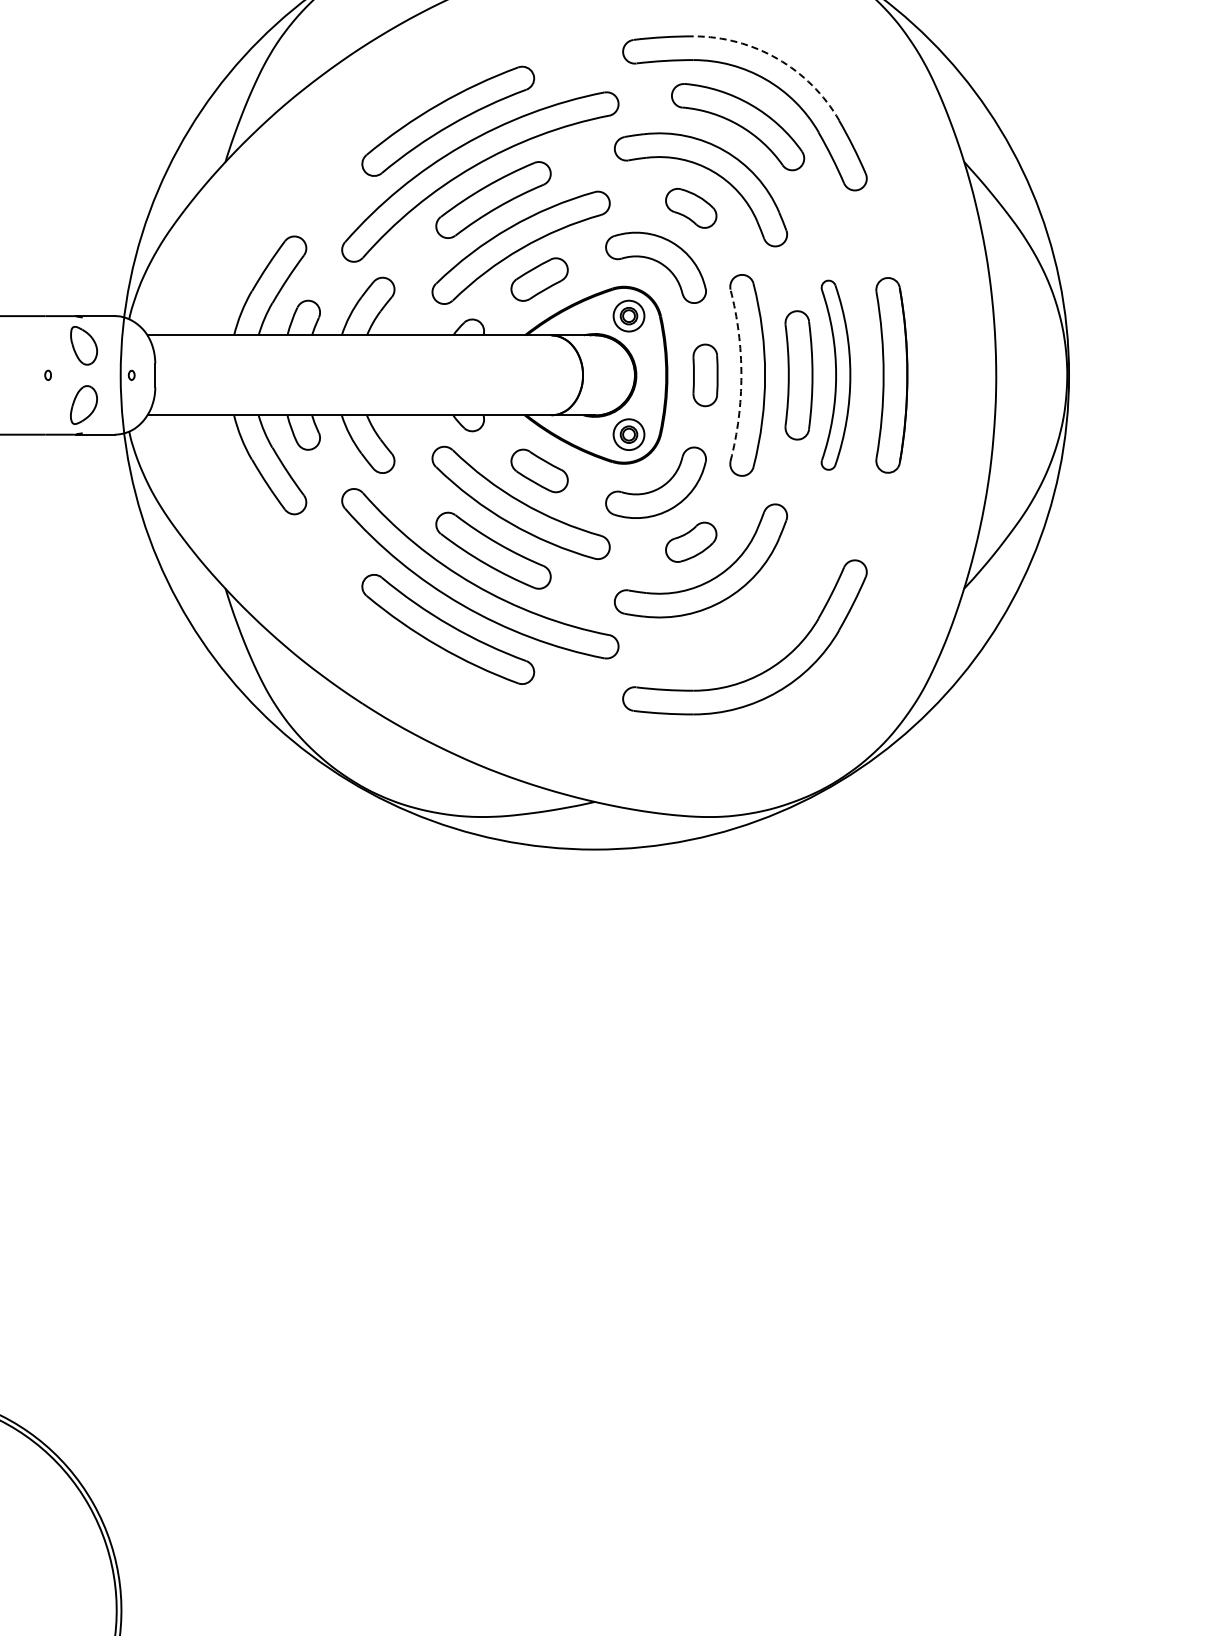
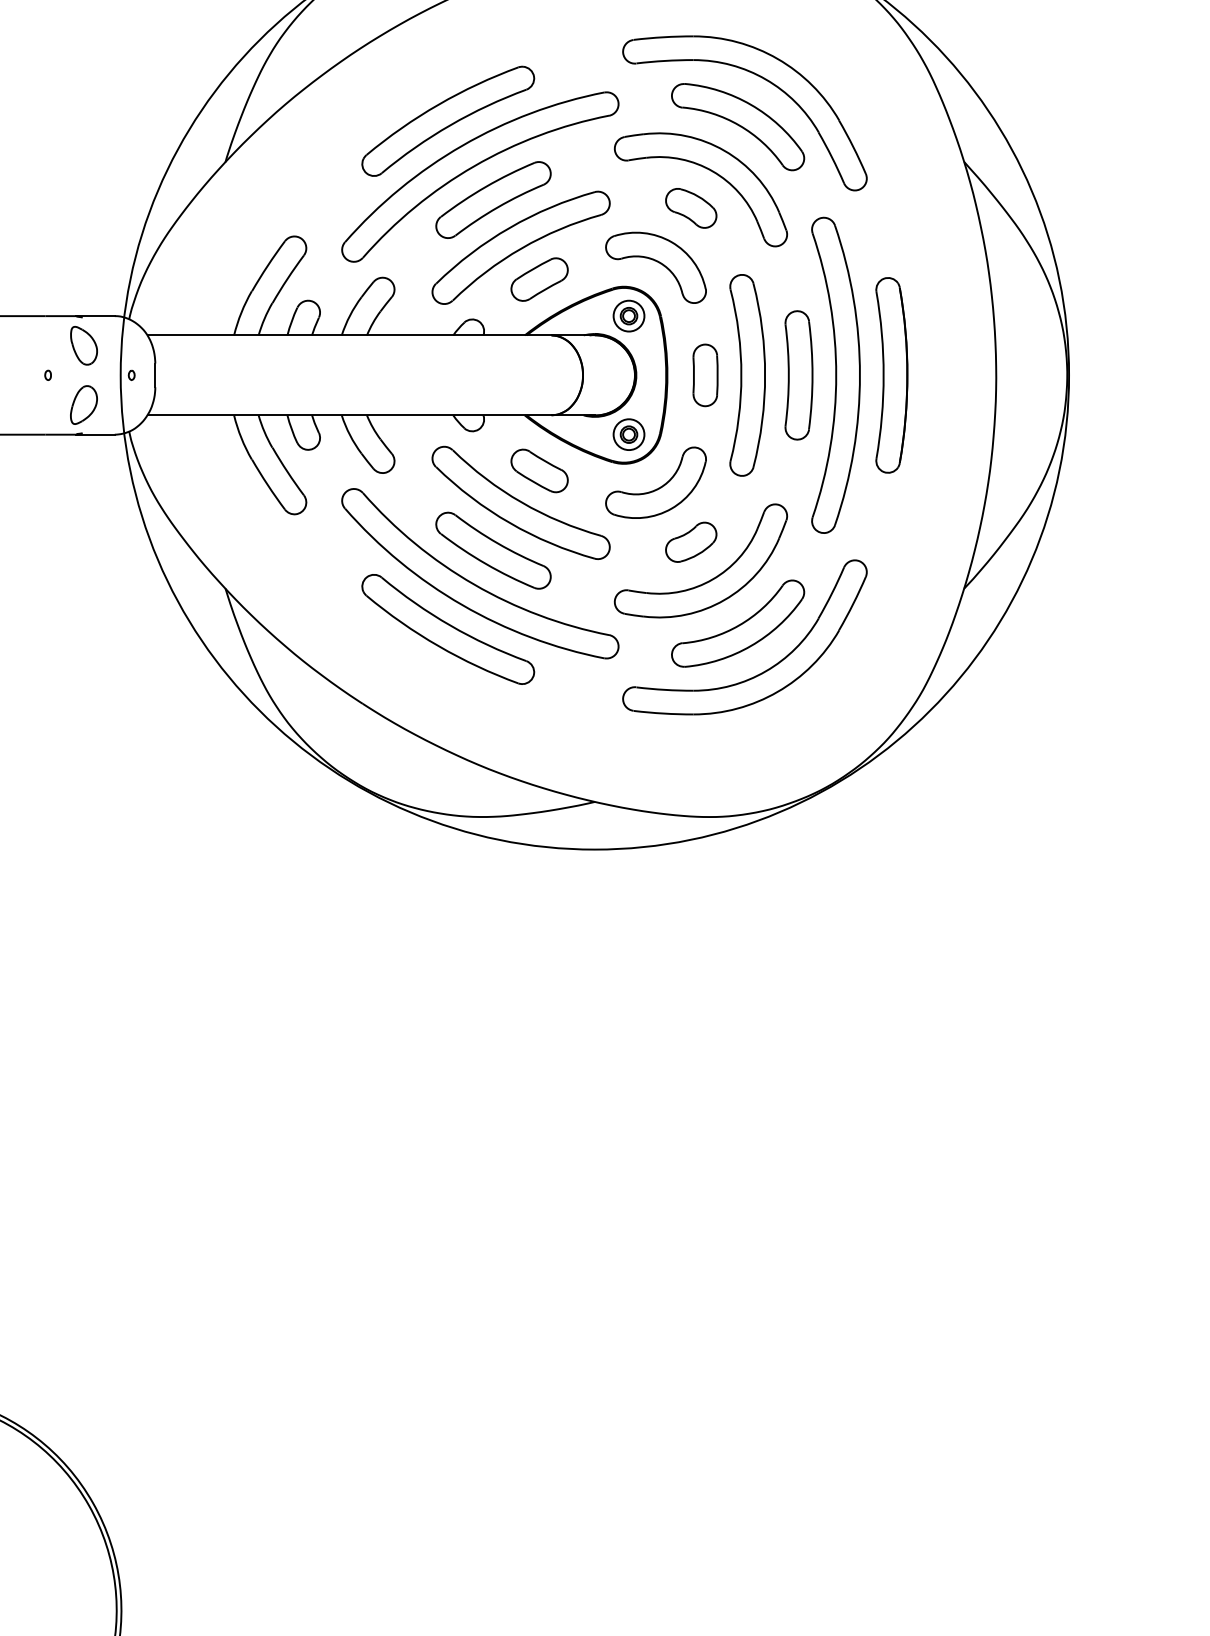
arc: dashed -> solid (777, 58)
part size: 32x192 px -> 50x318 px (835, 374)
arc: dashed -> solid (741, 375)
part: none -> present (738, 623)
